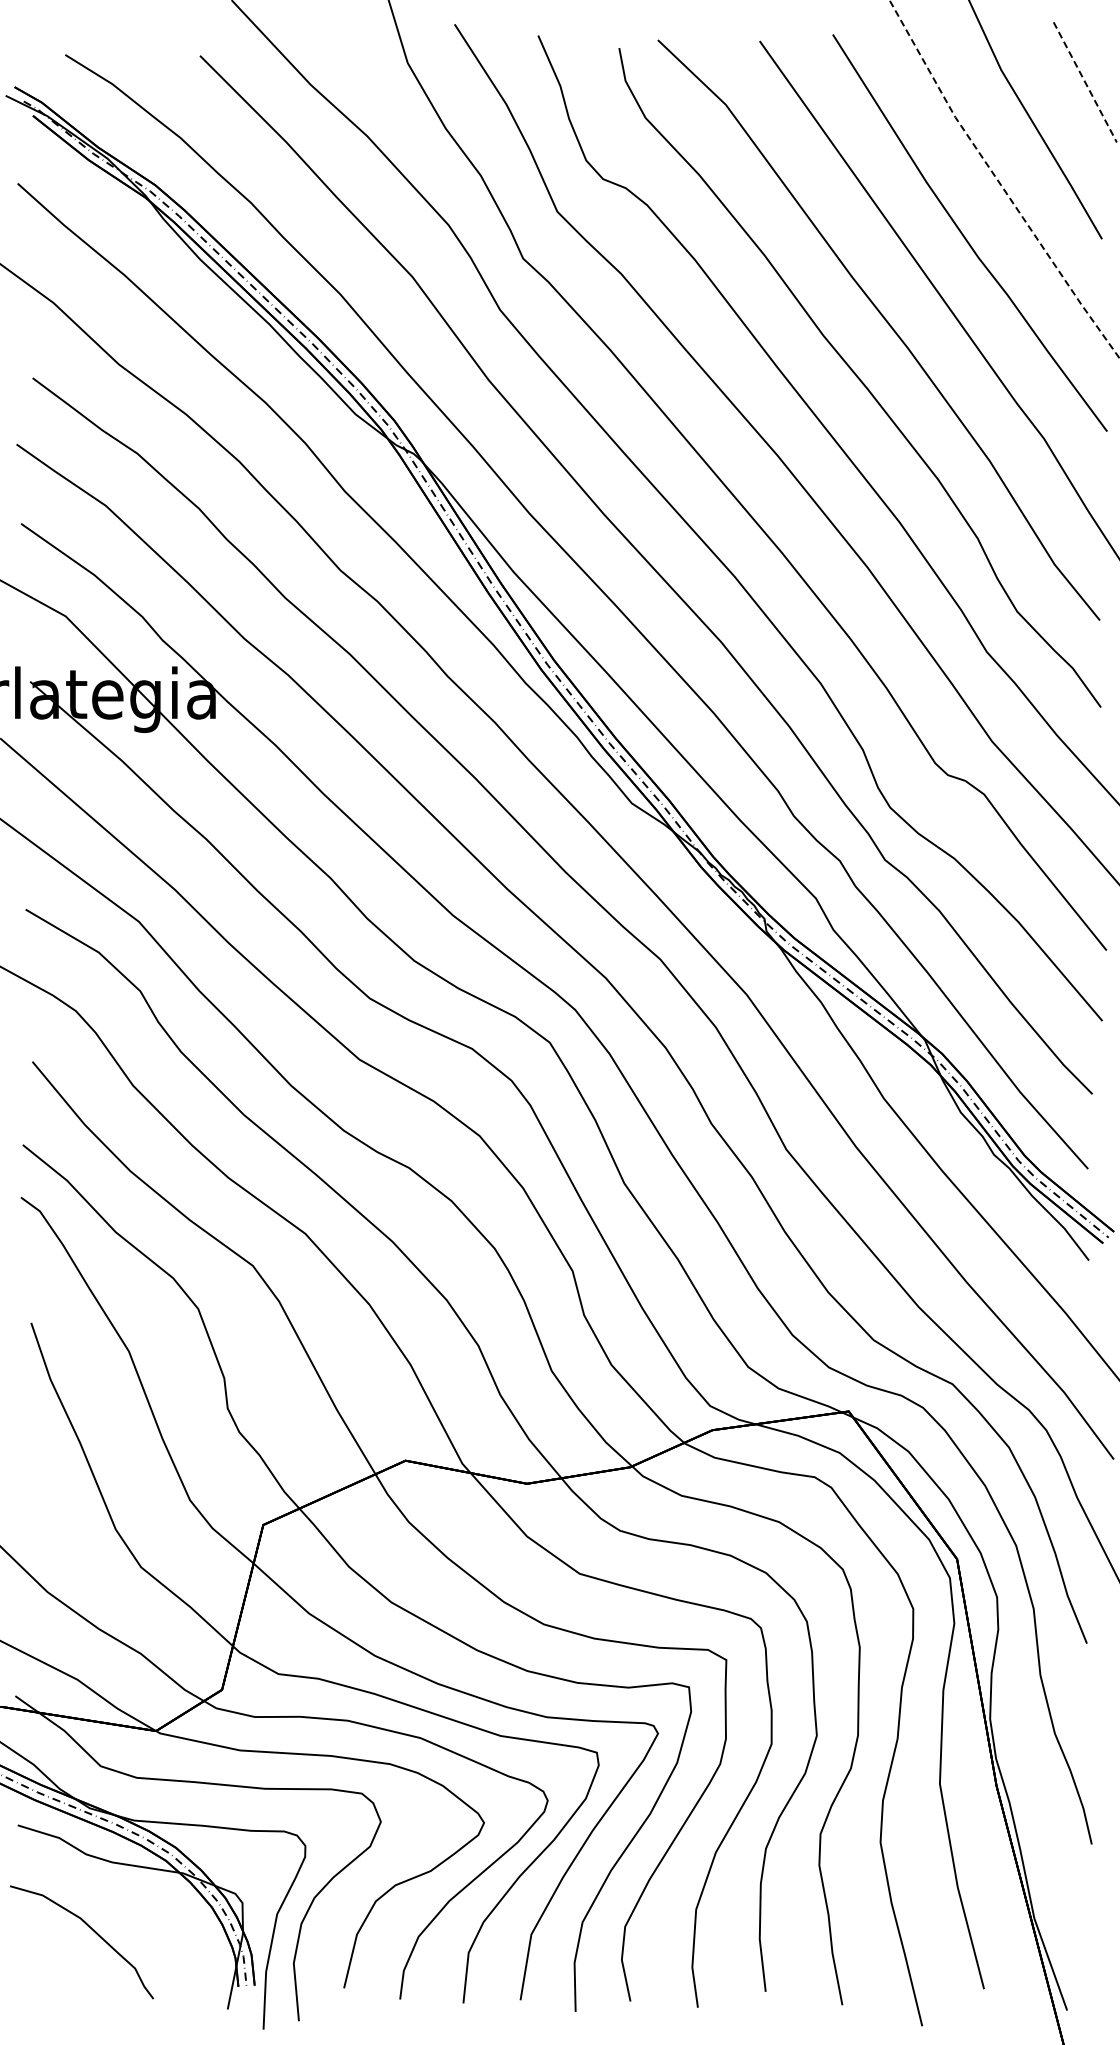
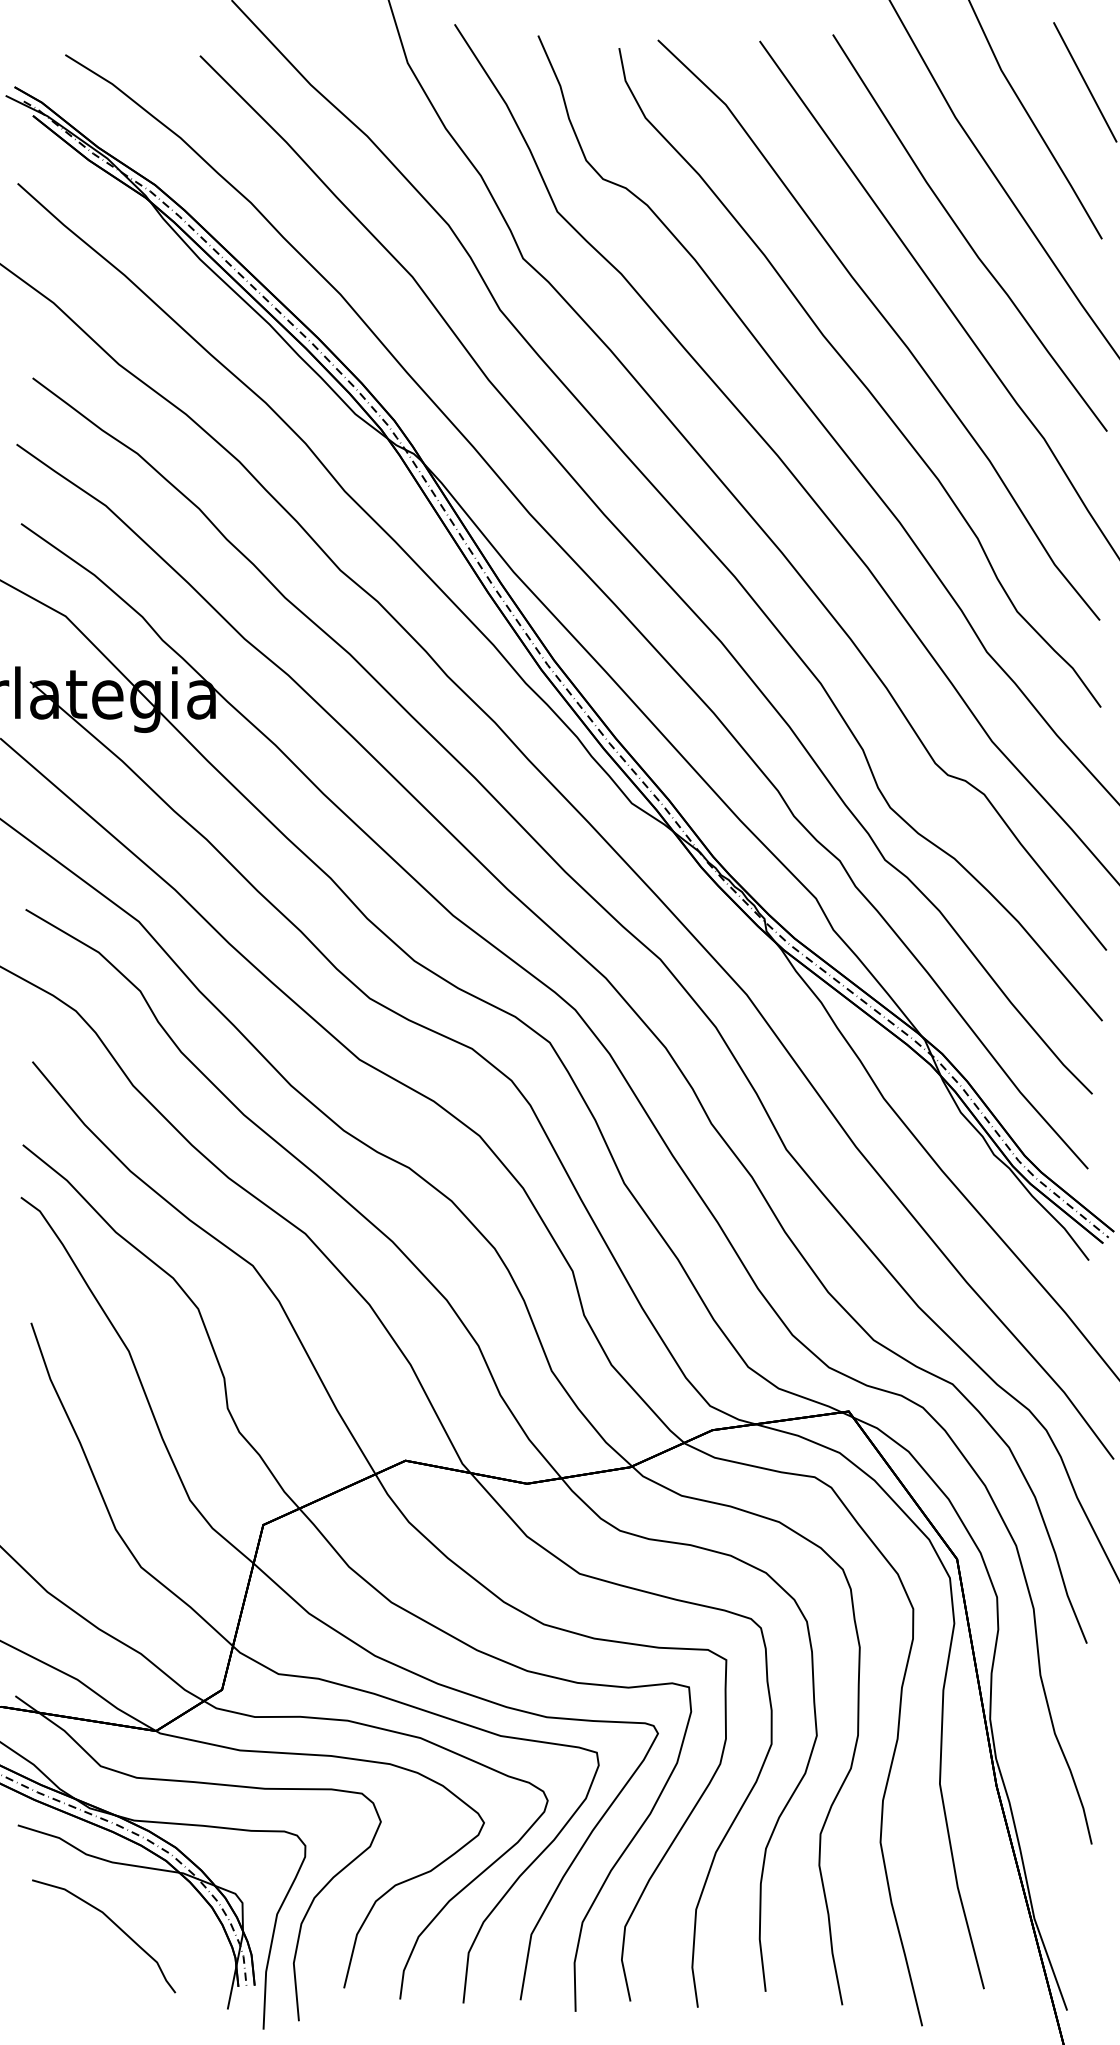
line: dashed -> solid (1085, 82)
line: dashed -> solid (999, 182)
curve position: (93, 1931) -> (115, 1925) (115, 1925)
